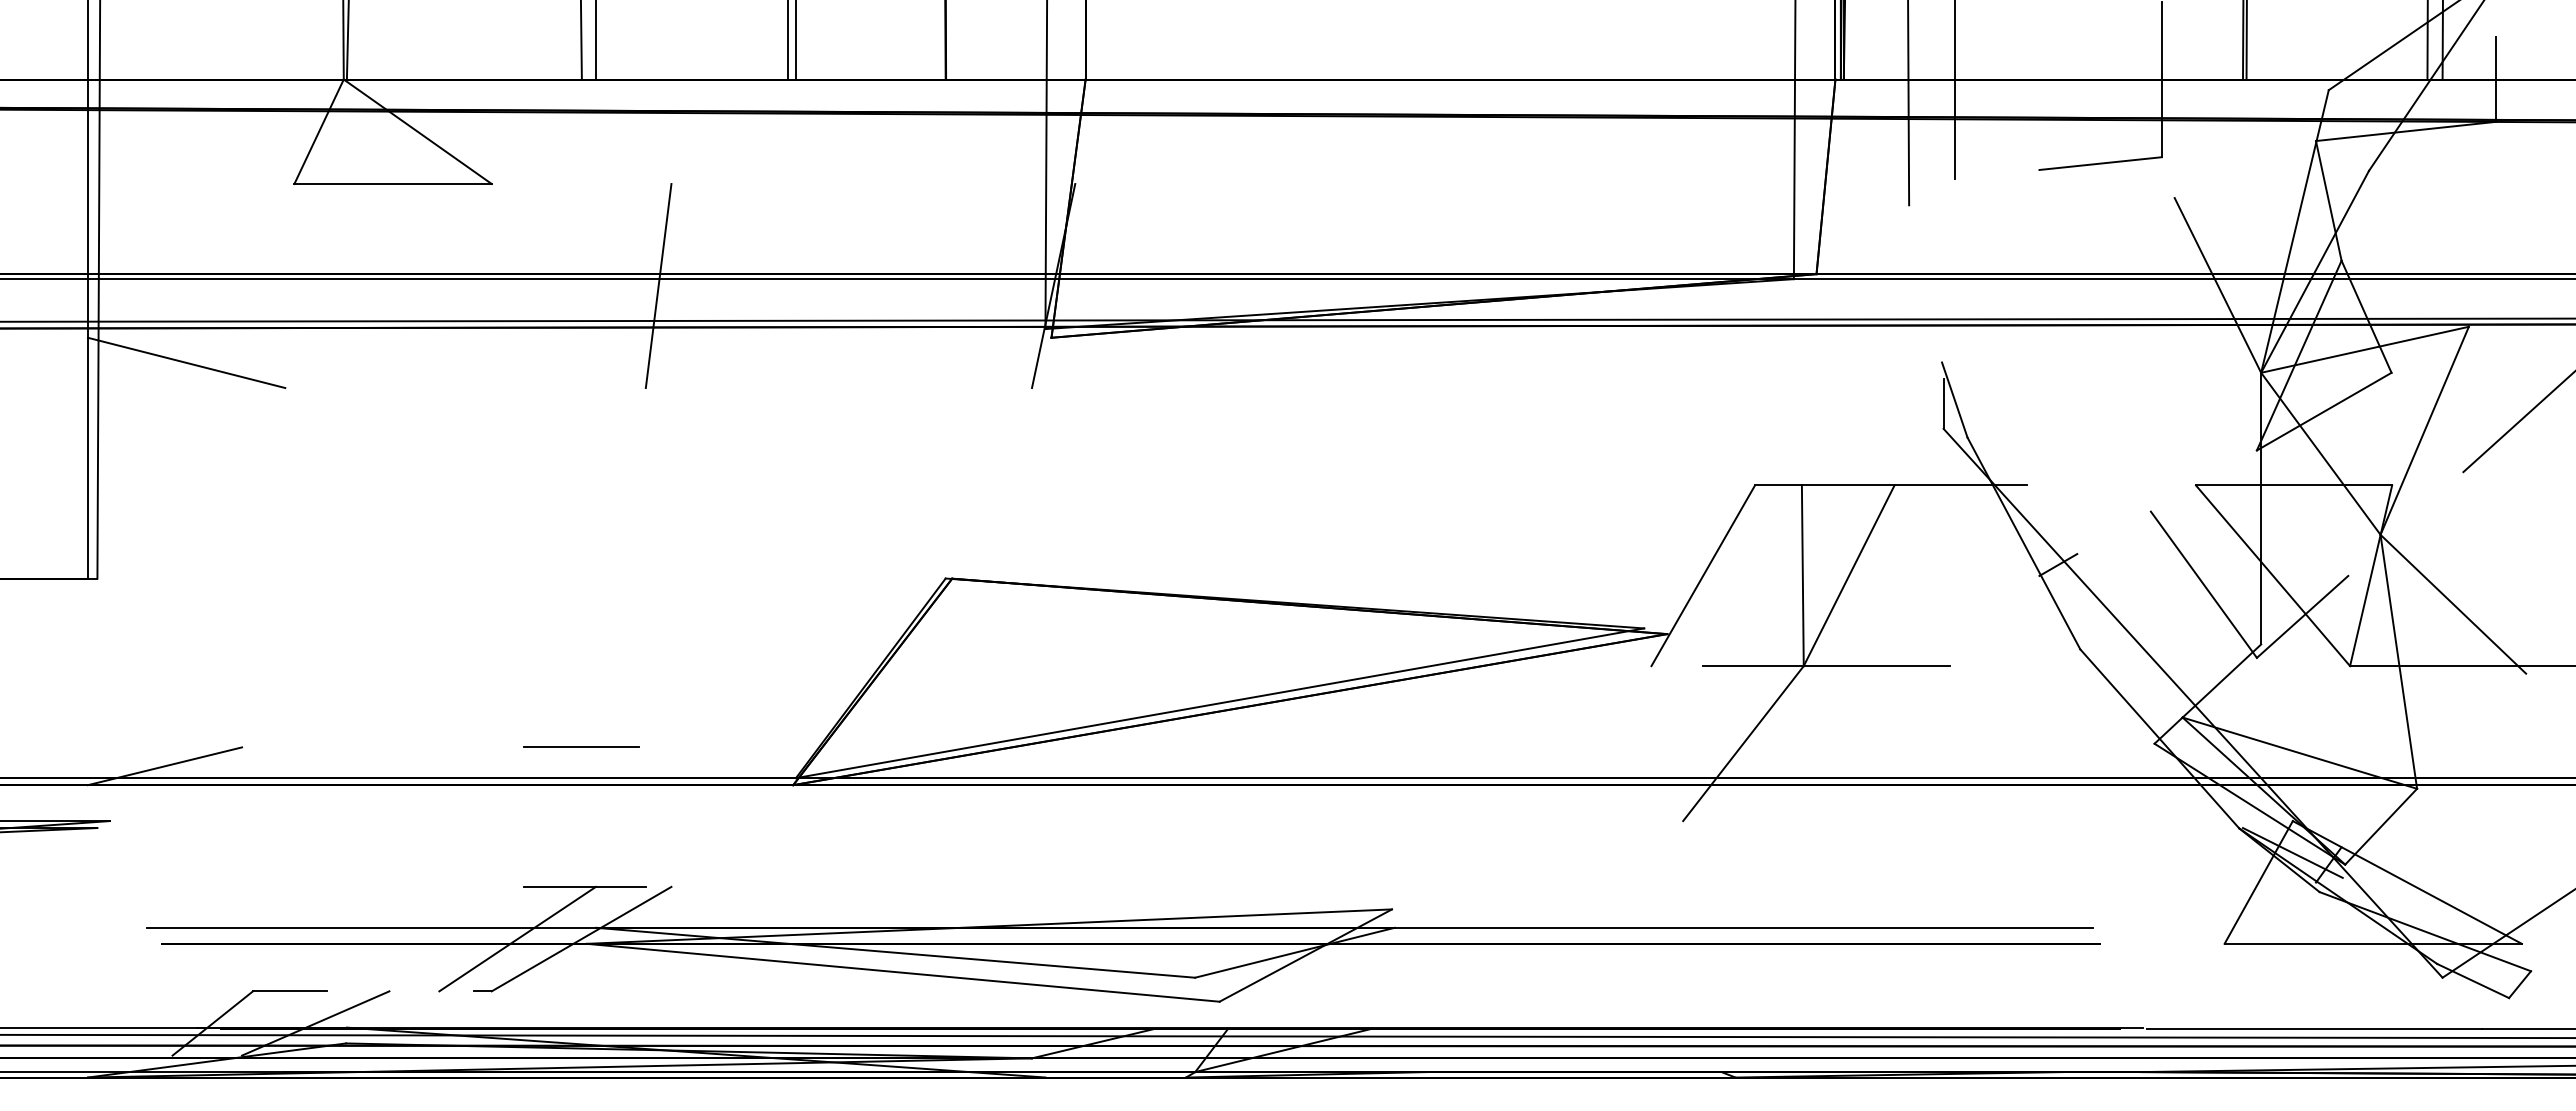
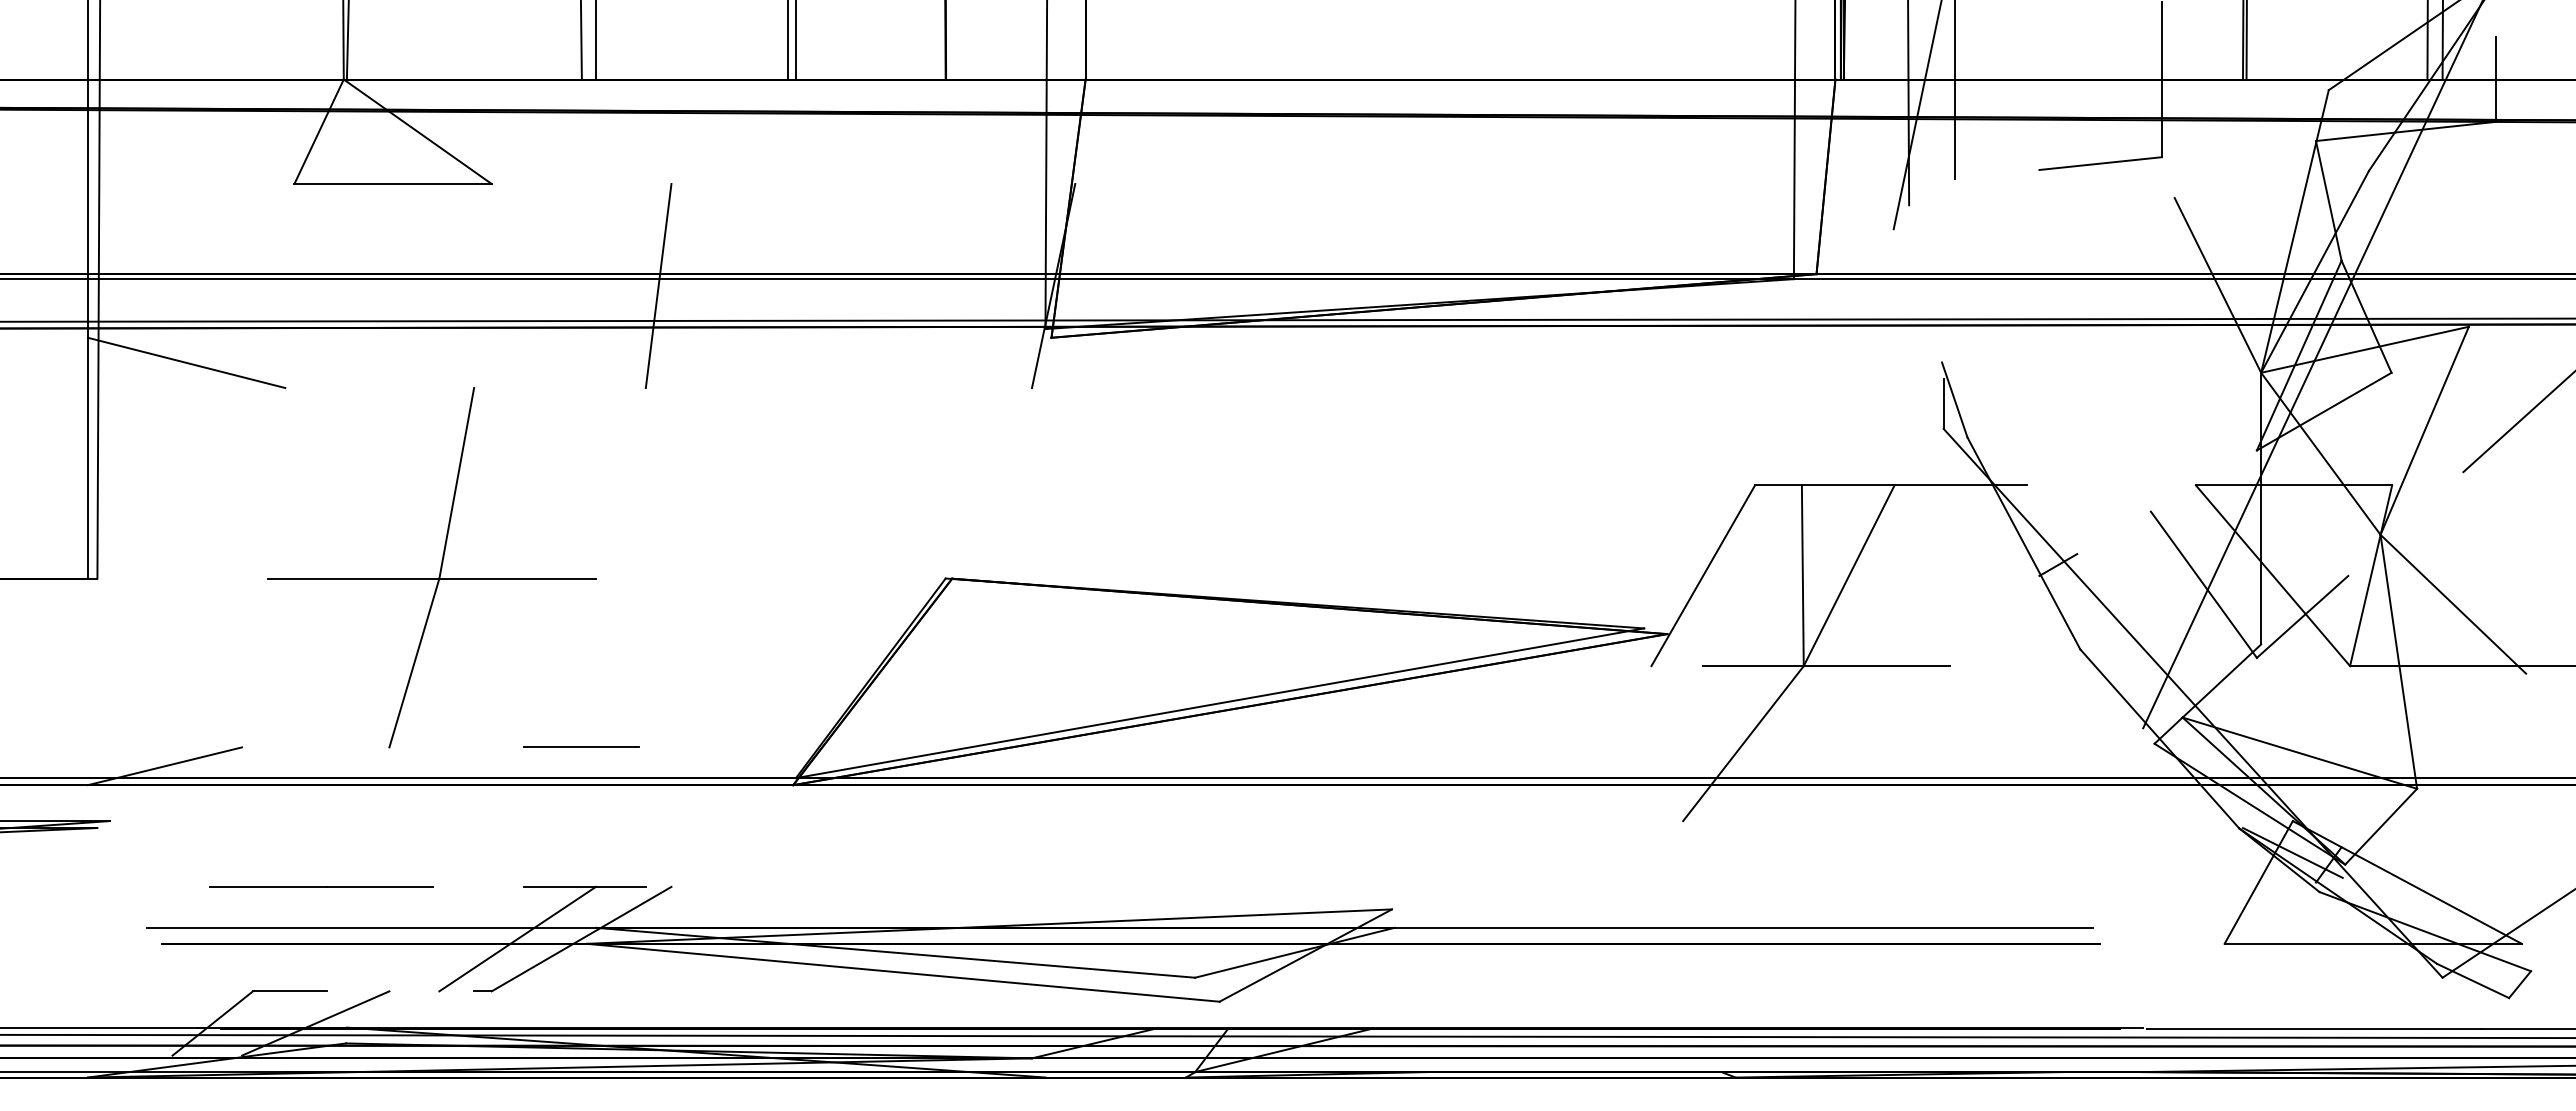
line: none -> present (1917, 115)
line: none -> present (2312, 365)
part: none -> present (439, 571)
line: none -> present (321, 886)
